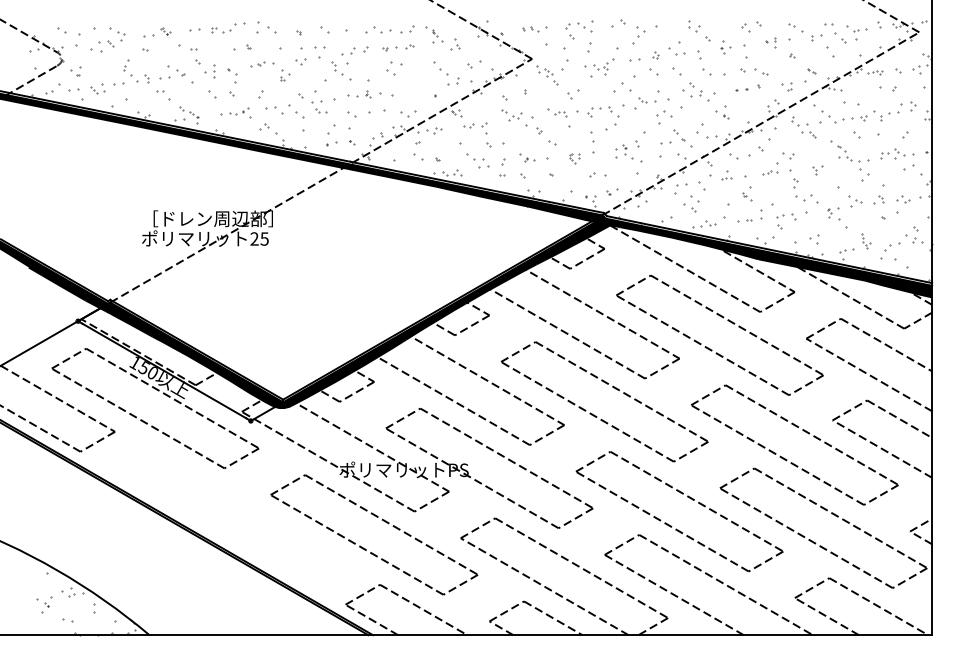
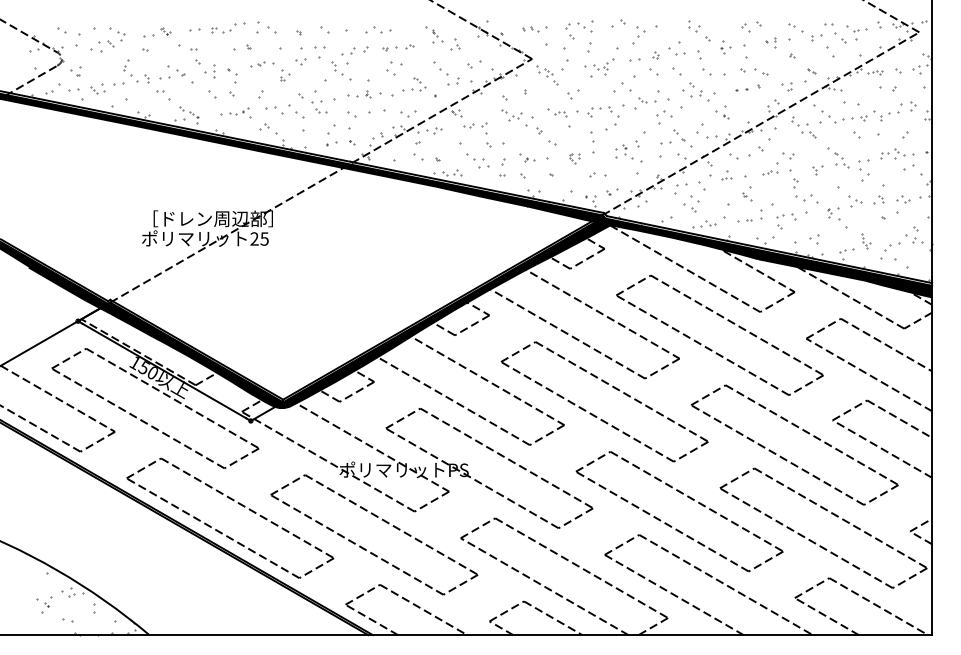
part: present -> none (407, 29)
part: none -> present (414, 84)
part position: (841, 150) -> (838, 157) (838, 157)
part: none -> present (238, 504)
